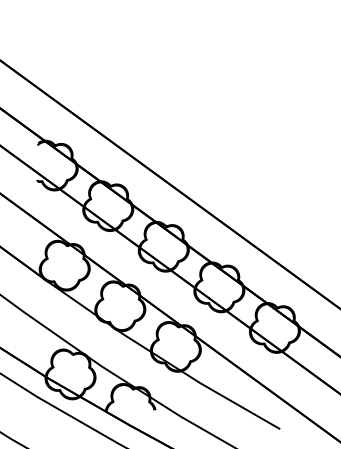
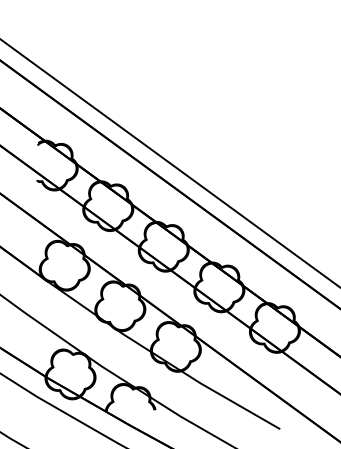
line: none -> present (169, 162)
